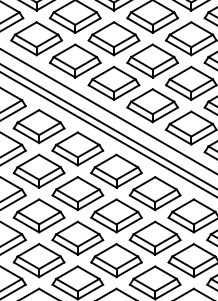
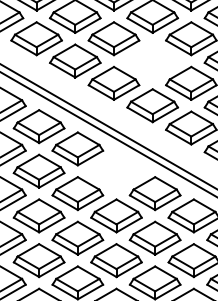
part: present -> none (152, 60)
line: present -> none (108, 111)
part: present -> none (116, 170)
